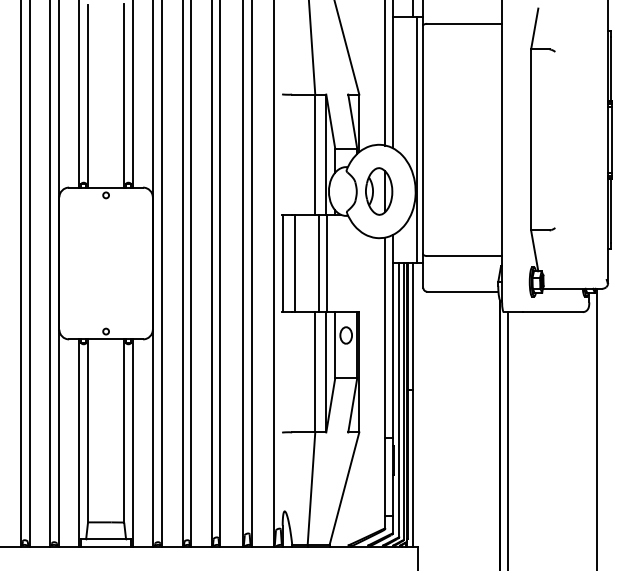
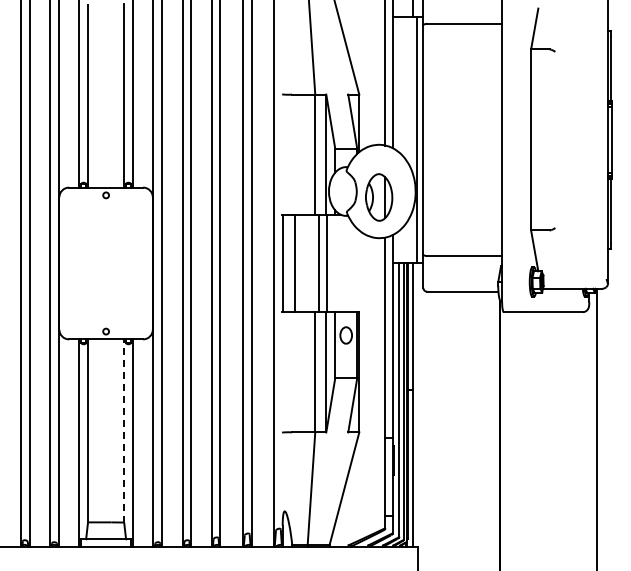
part position: (379, 191) -> (379, 197) (379, 197)
line: solid -> dashed (124, 430)
line: present -> none (507, 439)
